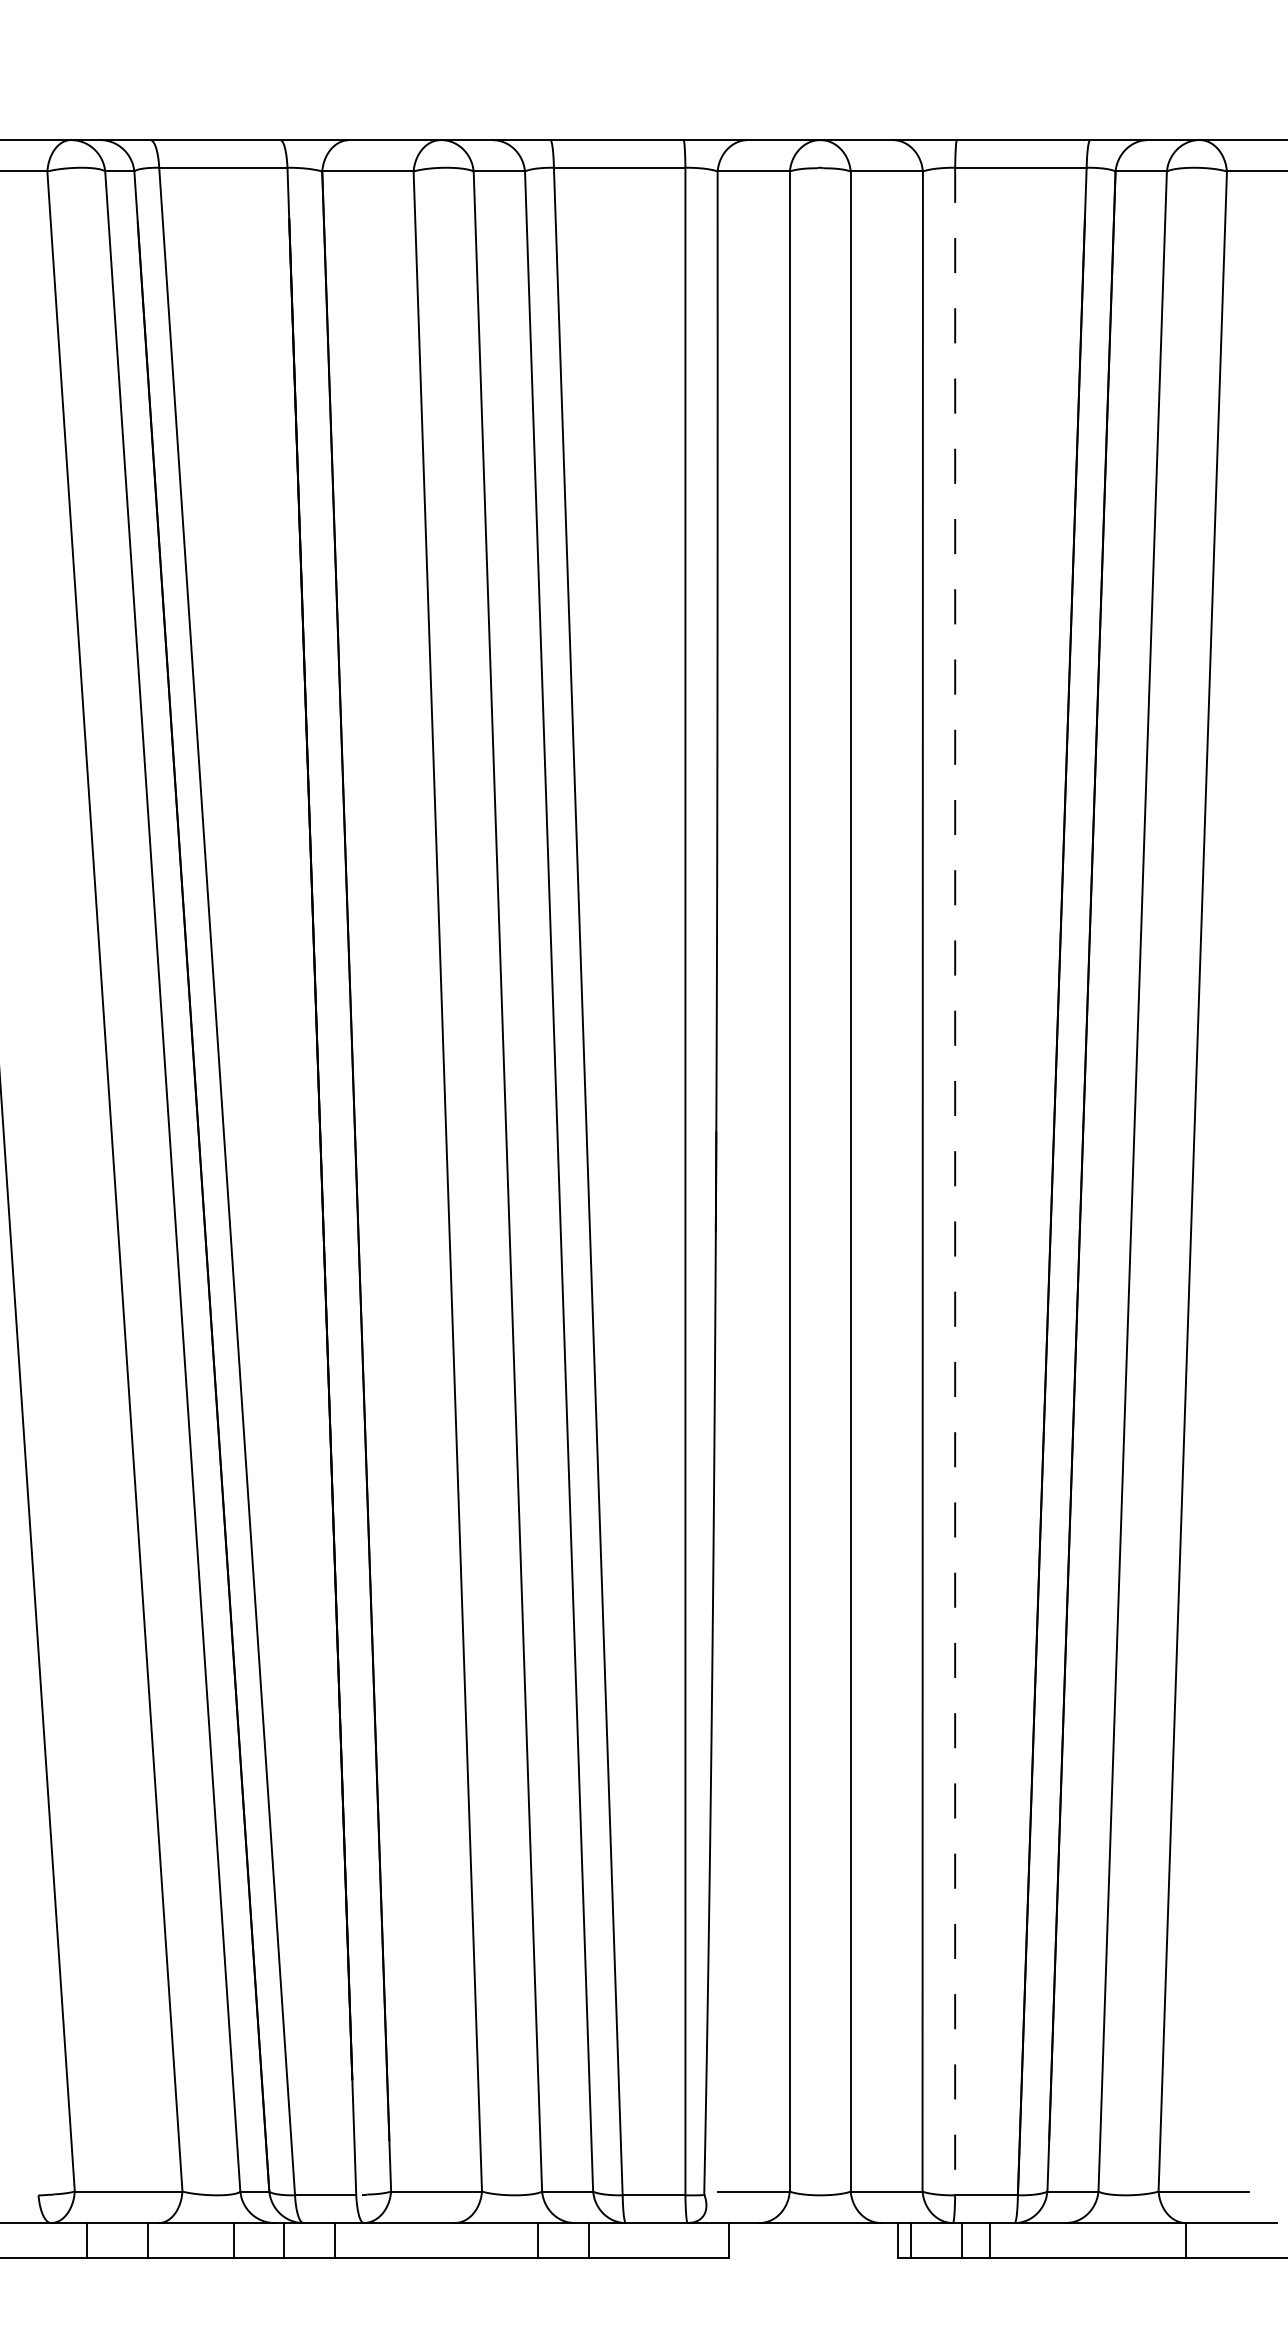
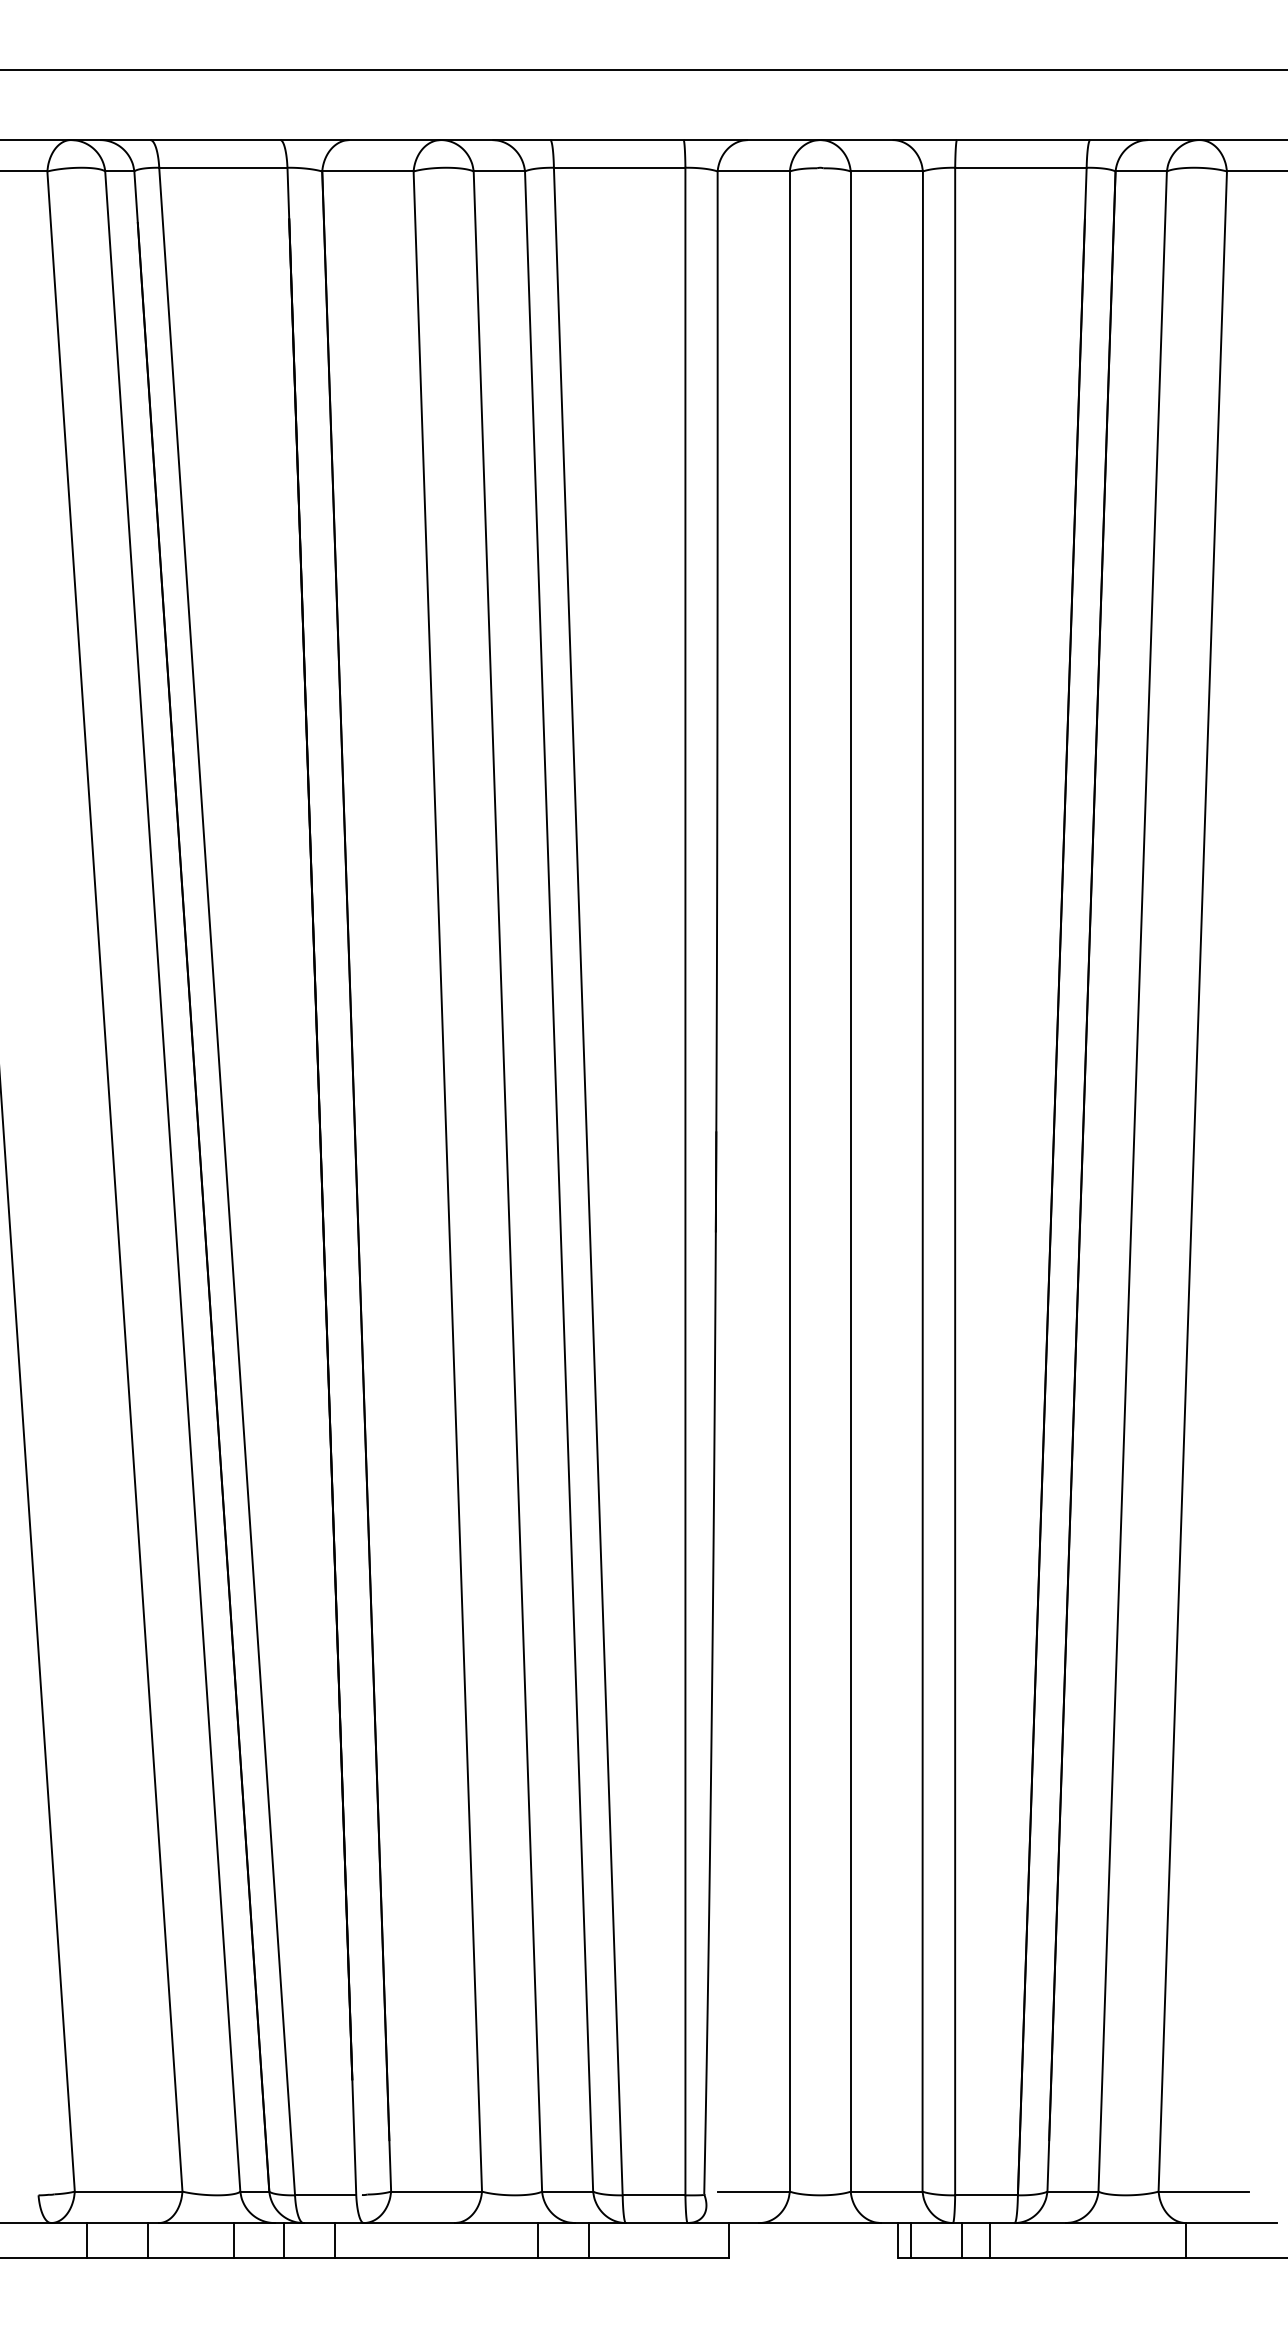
line: none -> present (643, 69)
line: dashed -> solid (955, 1181)
